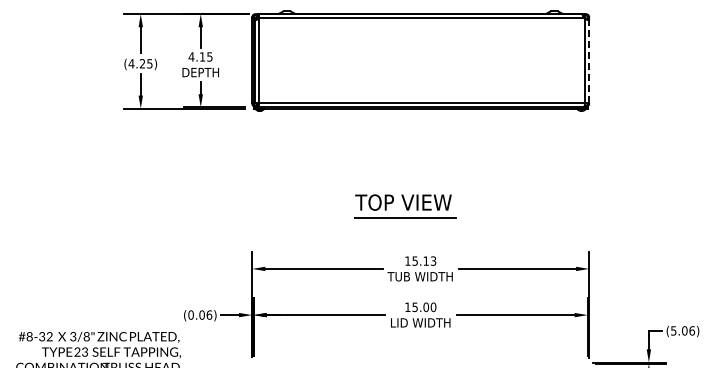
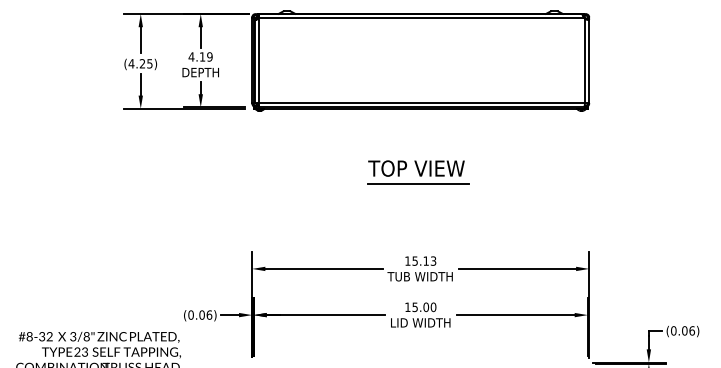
text: 4.15 -> 4.19 (209, 56)
line: dashed -> solid (589, 61)
part position: (405, 206) -> (418, 172) (418, 172)
text: (5.06) -> (0.06) (673, 330)
